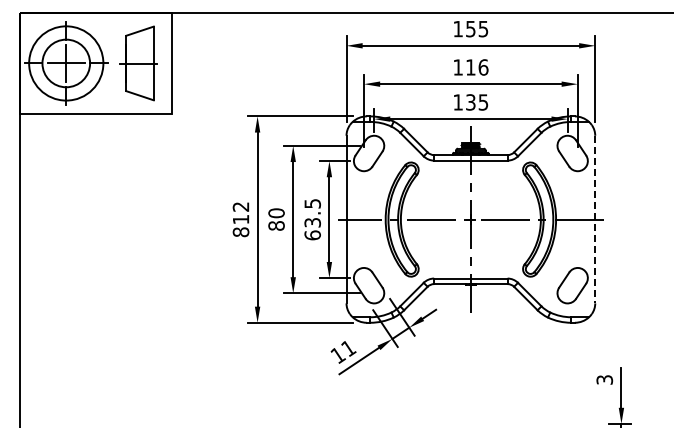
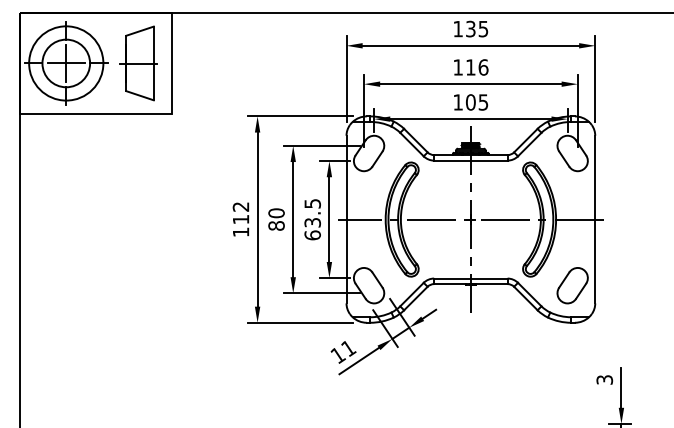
text: 155 -> 135 (470, 28)
text: 135 -> 105 (470, 102)
line: dashed -> solid (595, 219)
text: 812 -> 112 (240, 232)
